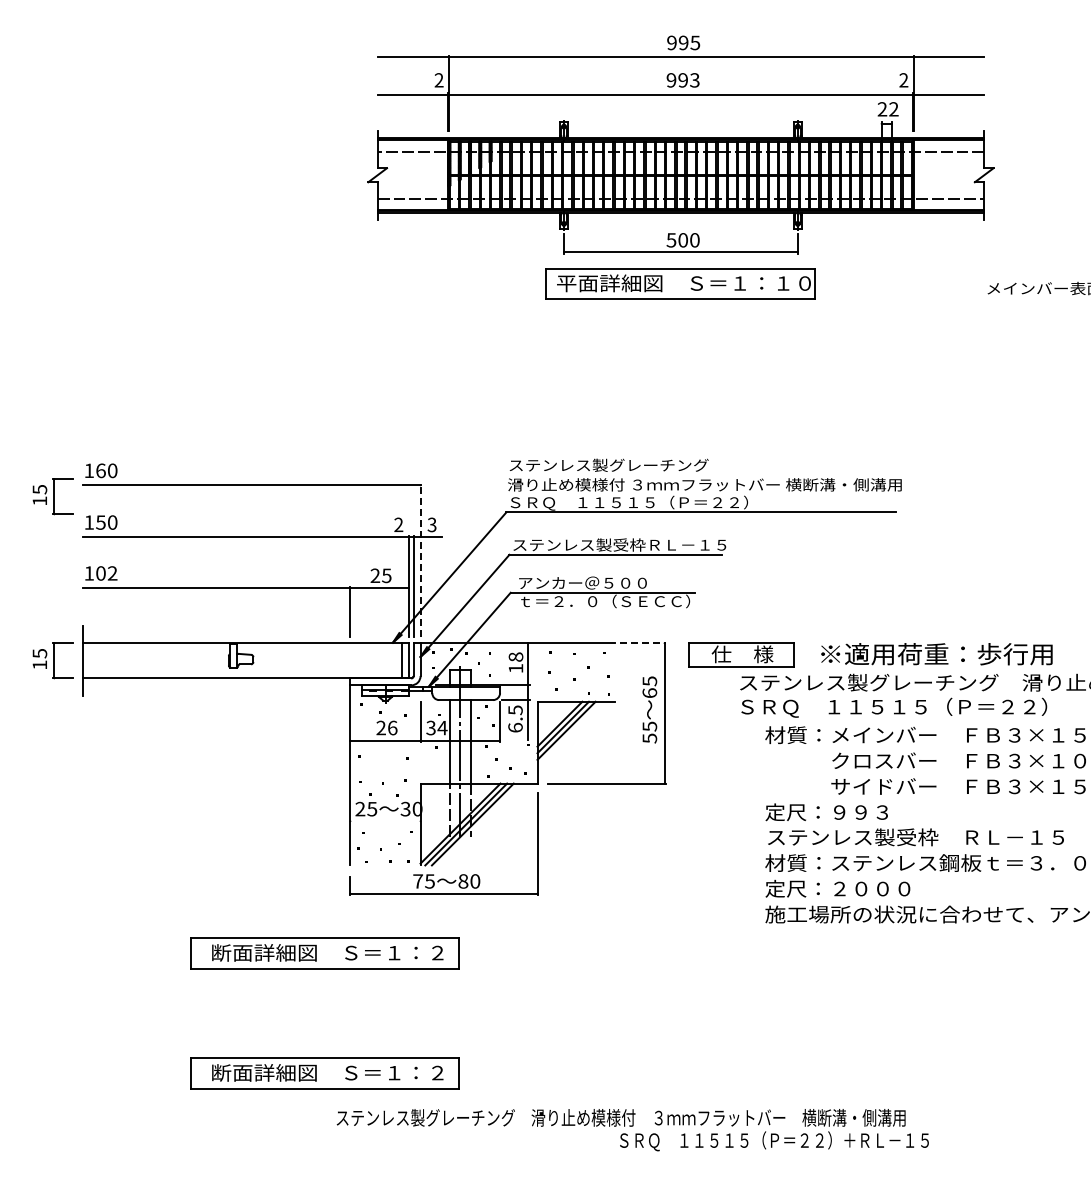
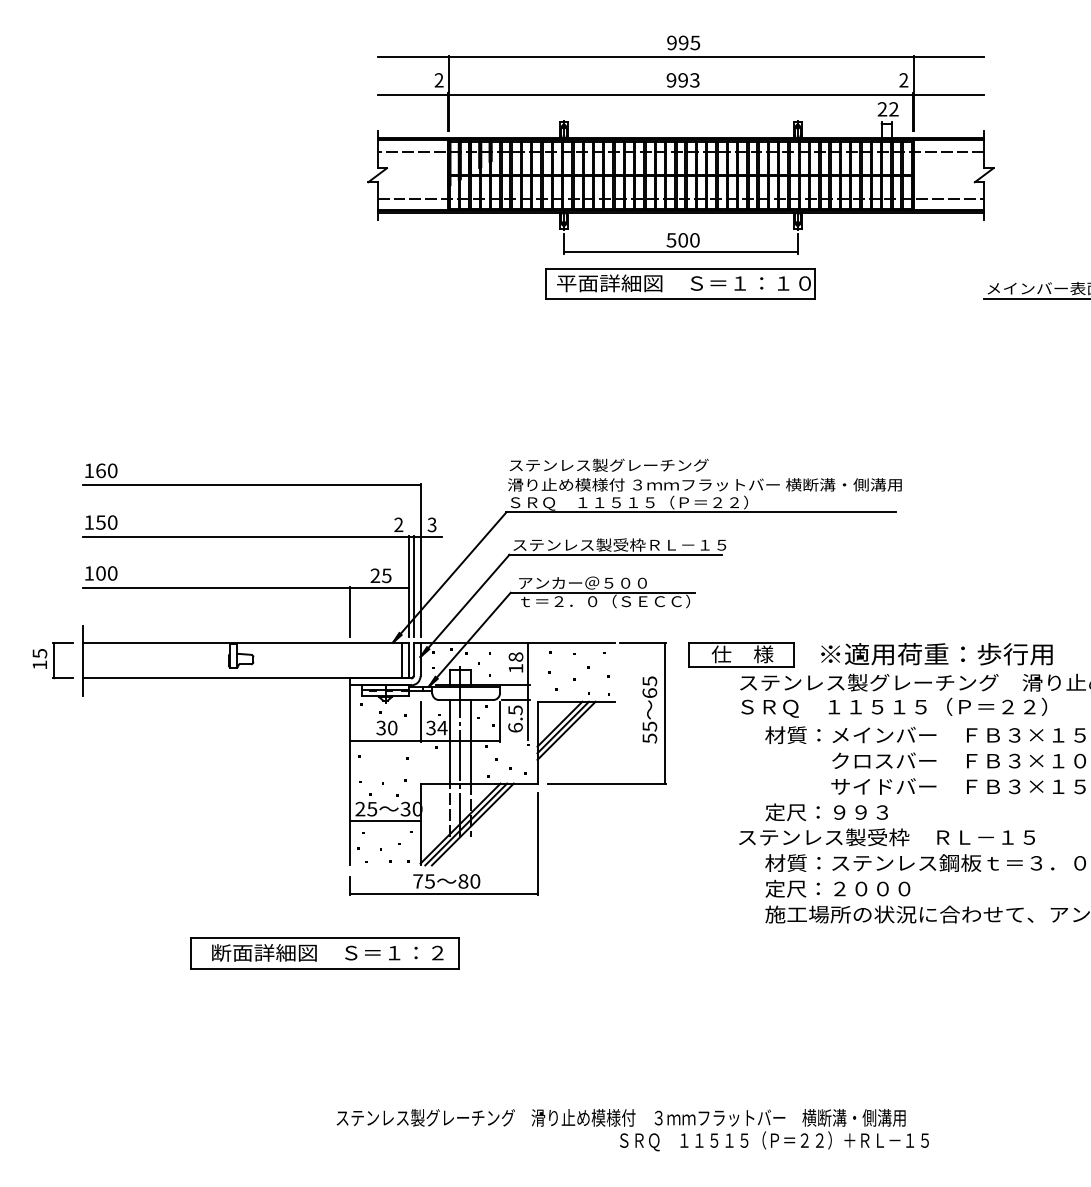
line: none -> present (1035, 299)
part: present -> none (52, 496)
line: dashed -> solid (420, 560)
text: 102 -> 100 (112, 573)
line: dashed -> solid (643, 643)
text: 26 -> 30 (386, 727)
line: none -> present (385, 821)
text position: (915, 837) -> (886, 837) (886, 837)
part: present -> none (324, 1073)
